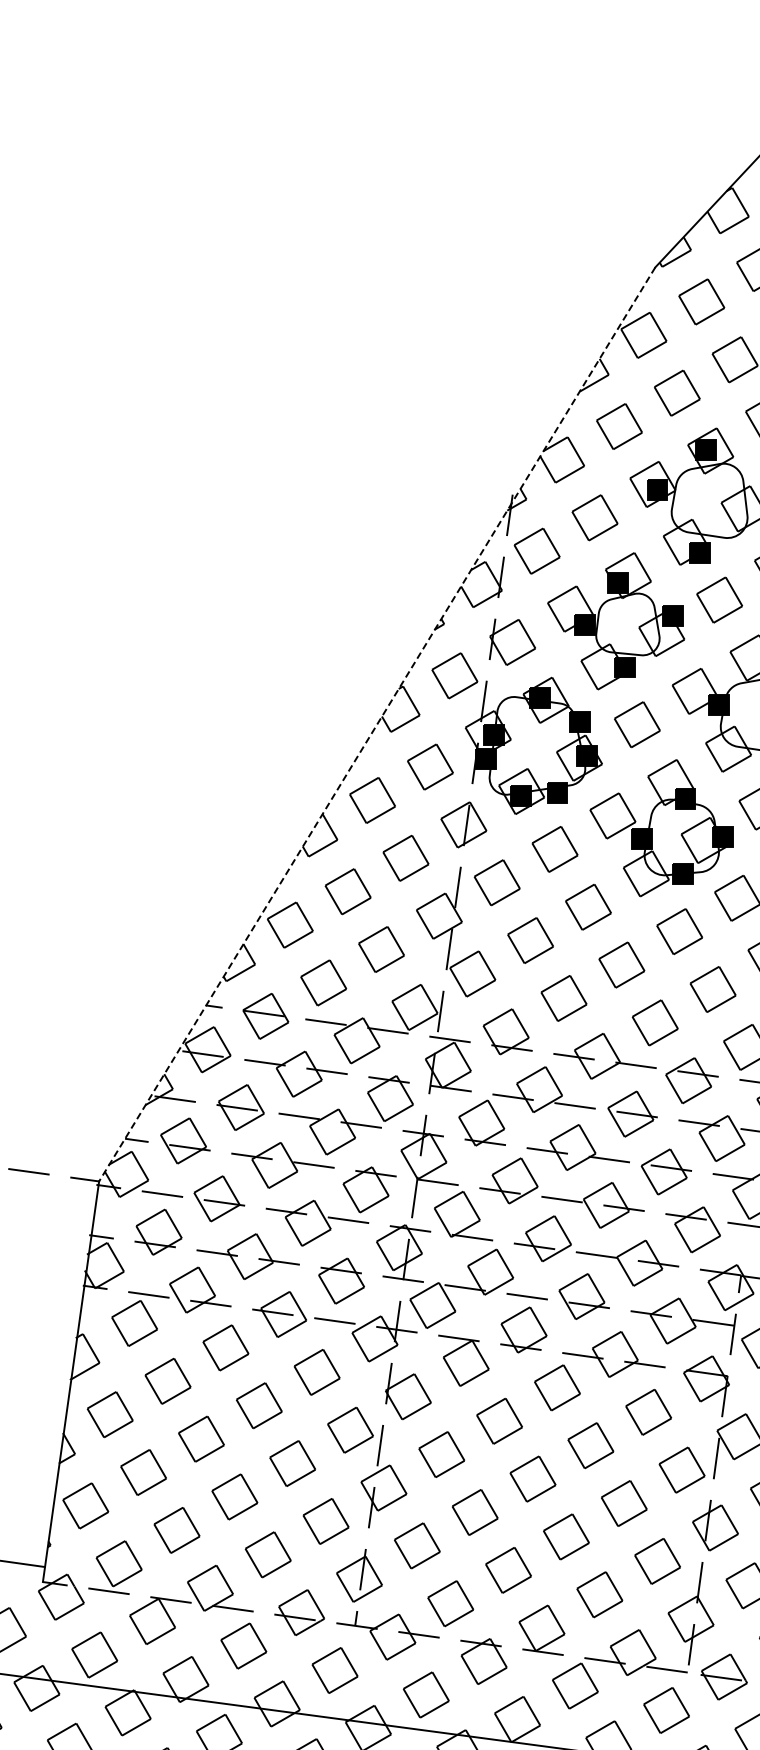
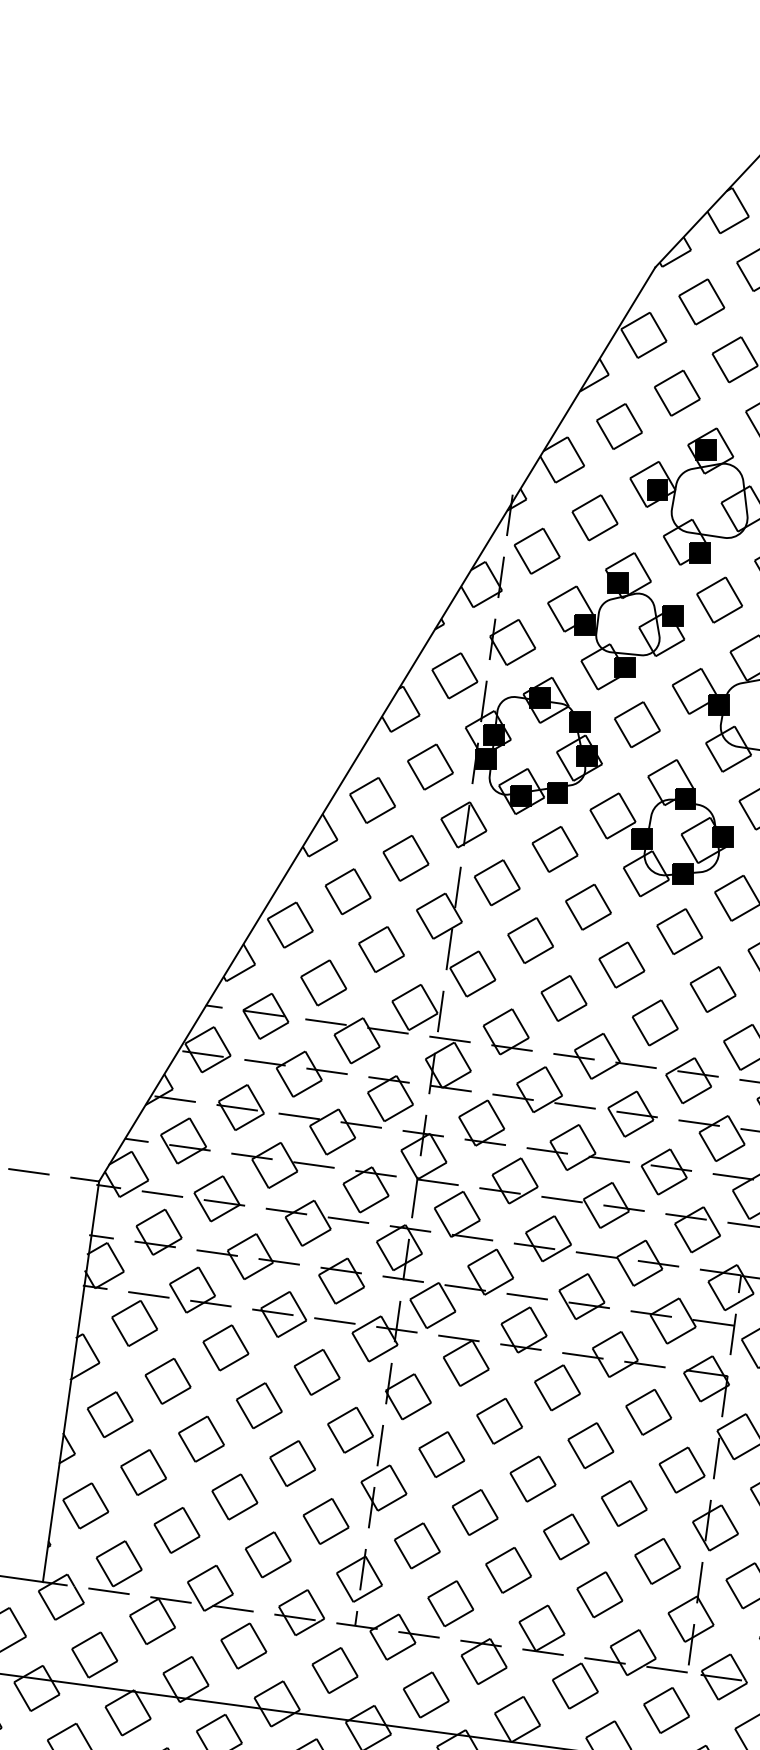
line: dashed -> solid (377, 724)
line position: (23, 1564) -> (22, 1579) (22, 1579)
